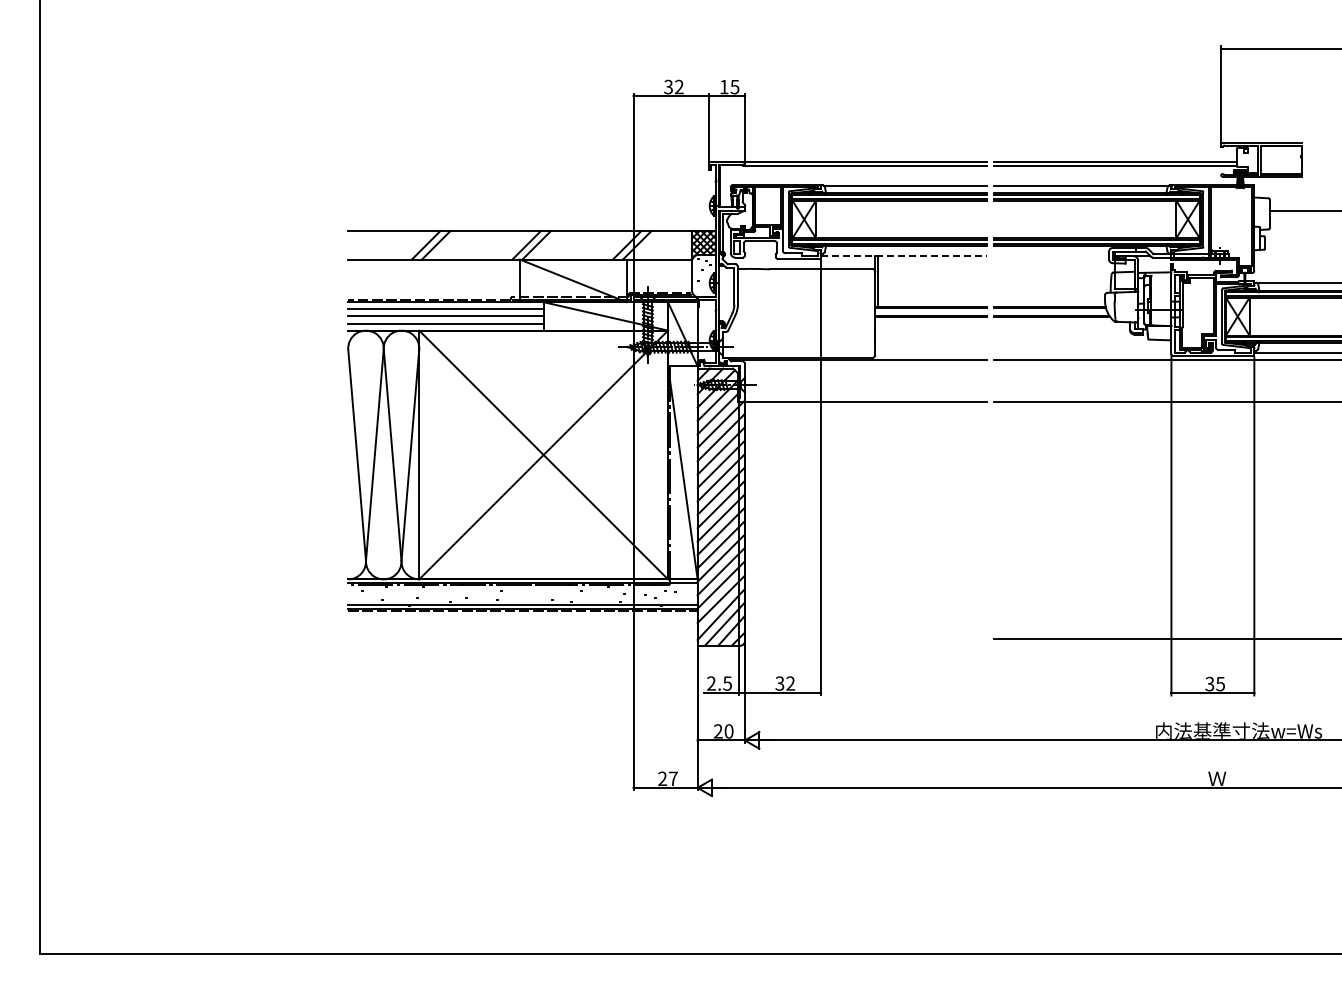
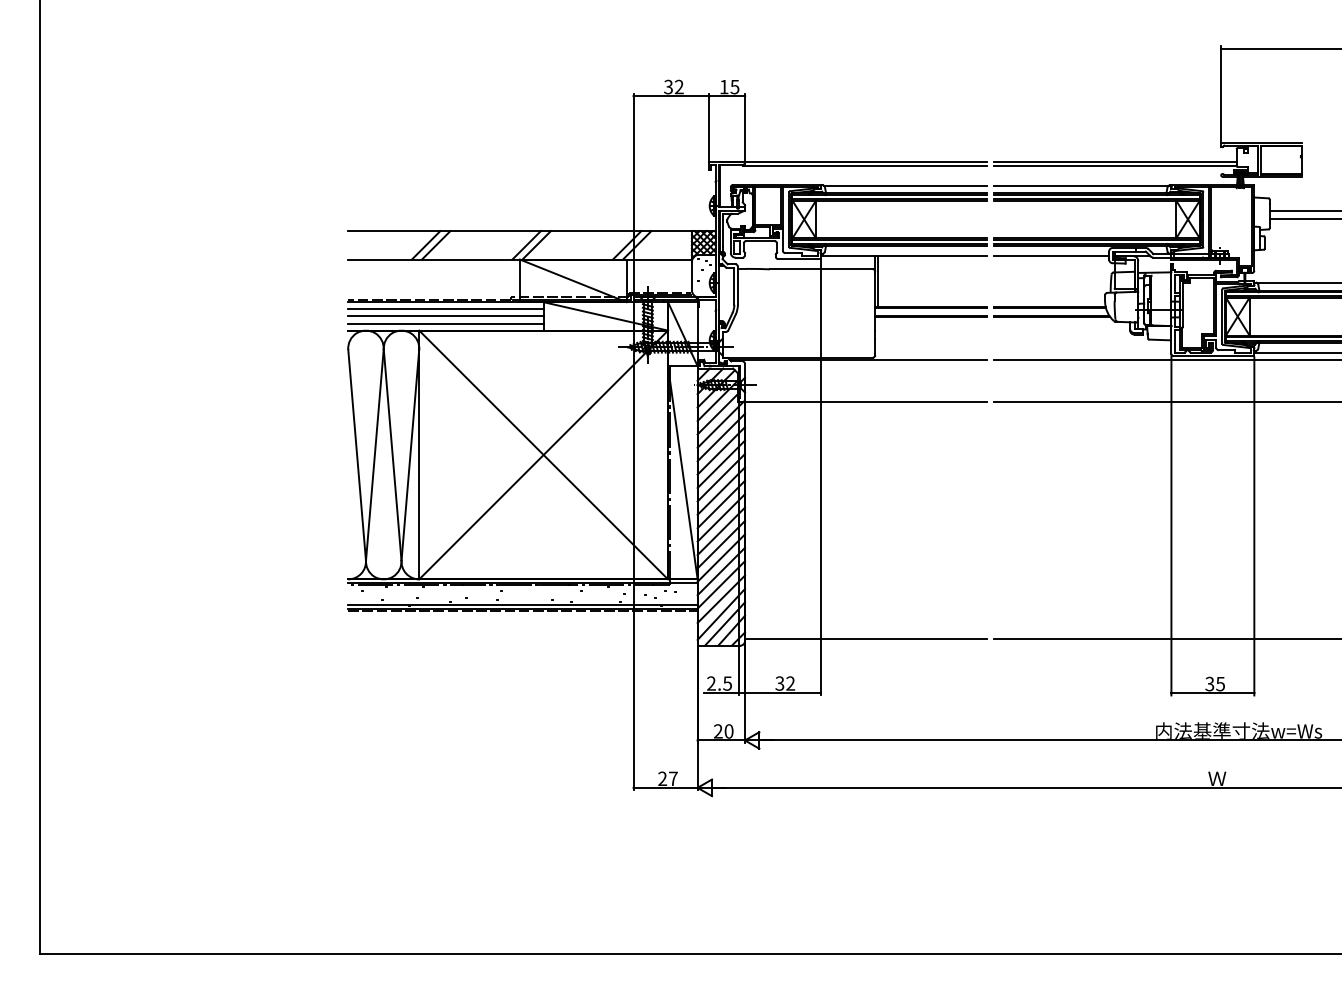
line: none -> present (1303, 218)
line: dashed -> solid (903, 255)
line: none -> present (1051, 255)
line: none -> present (865, 638)
